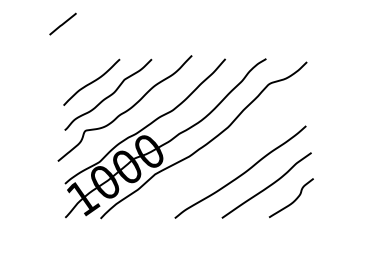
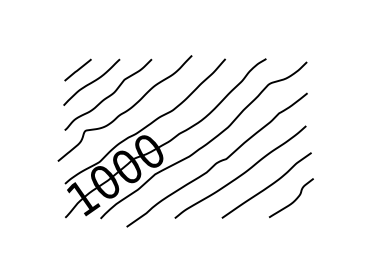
line position: (62, 23) -> (77, 69) (77, 69)
curve: none -> present (217, 161)
